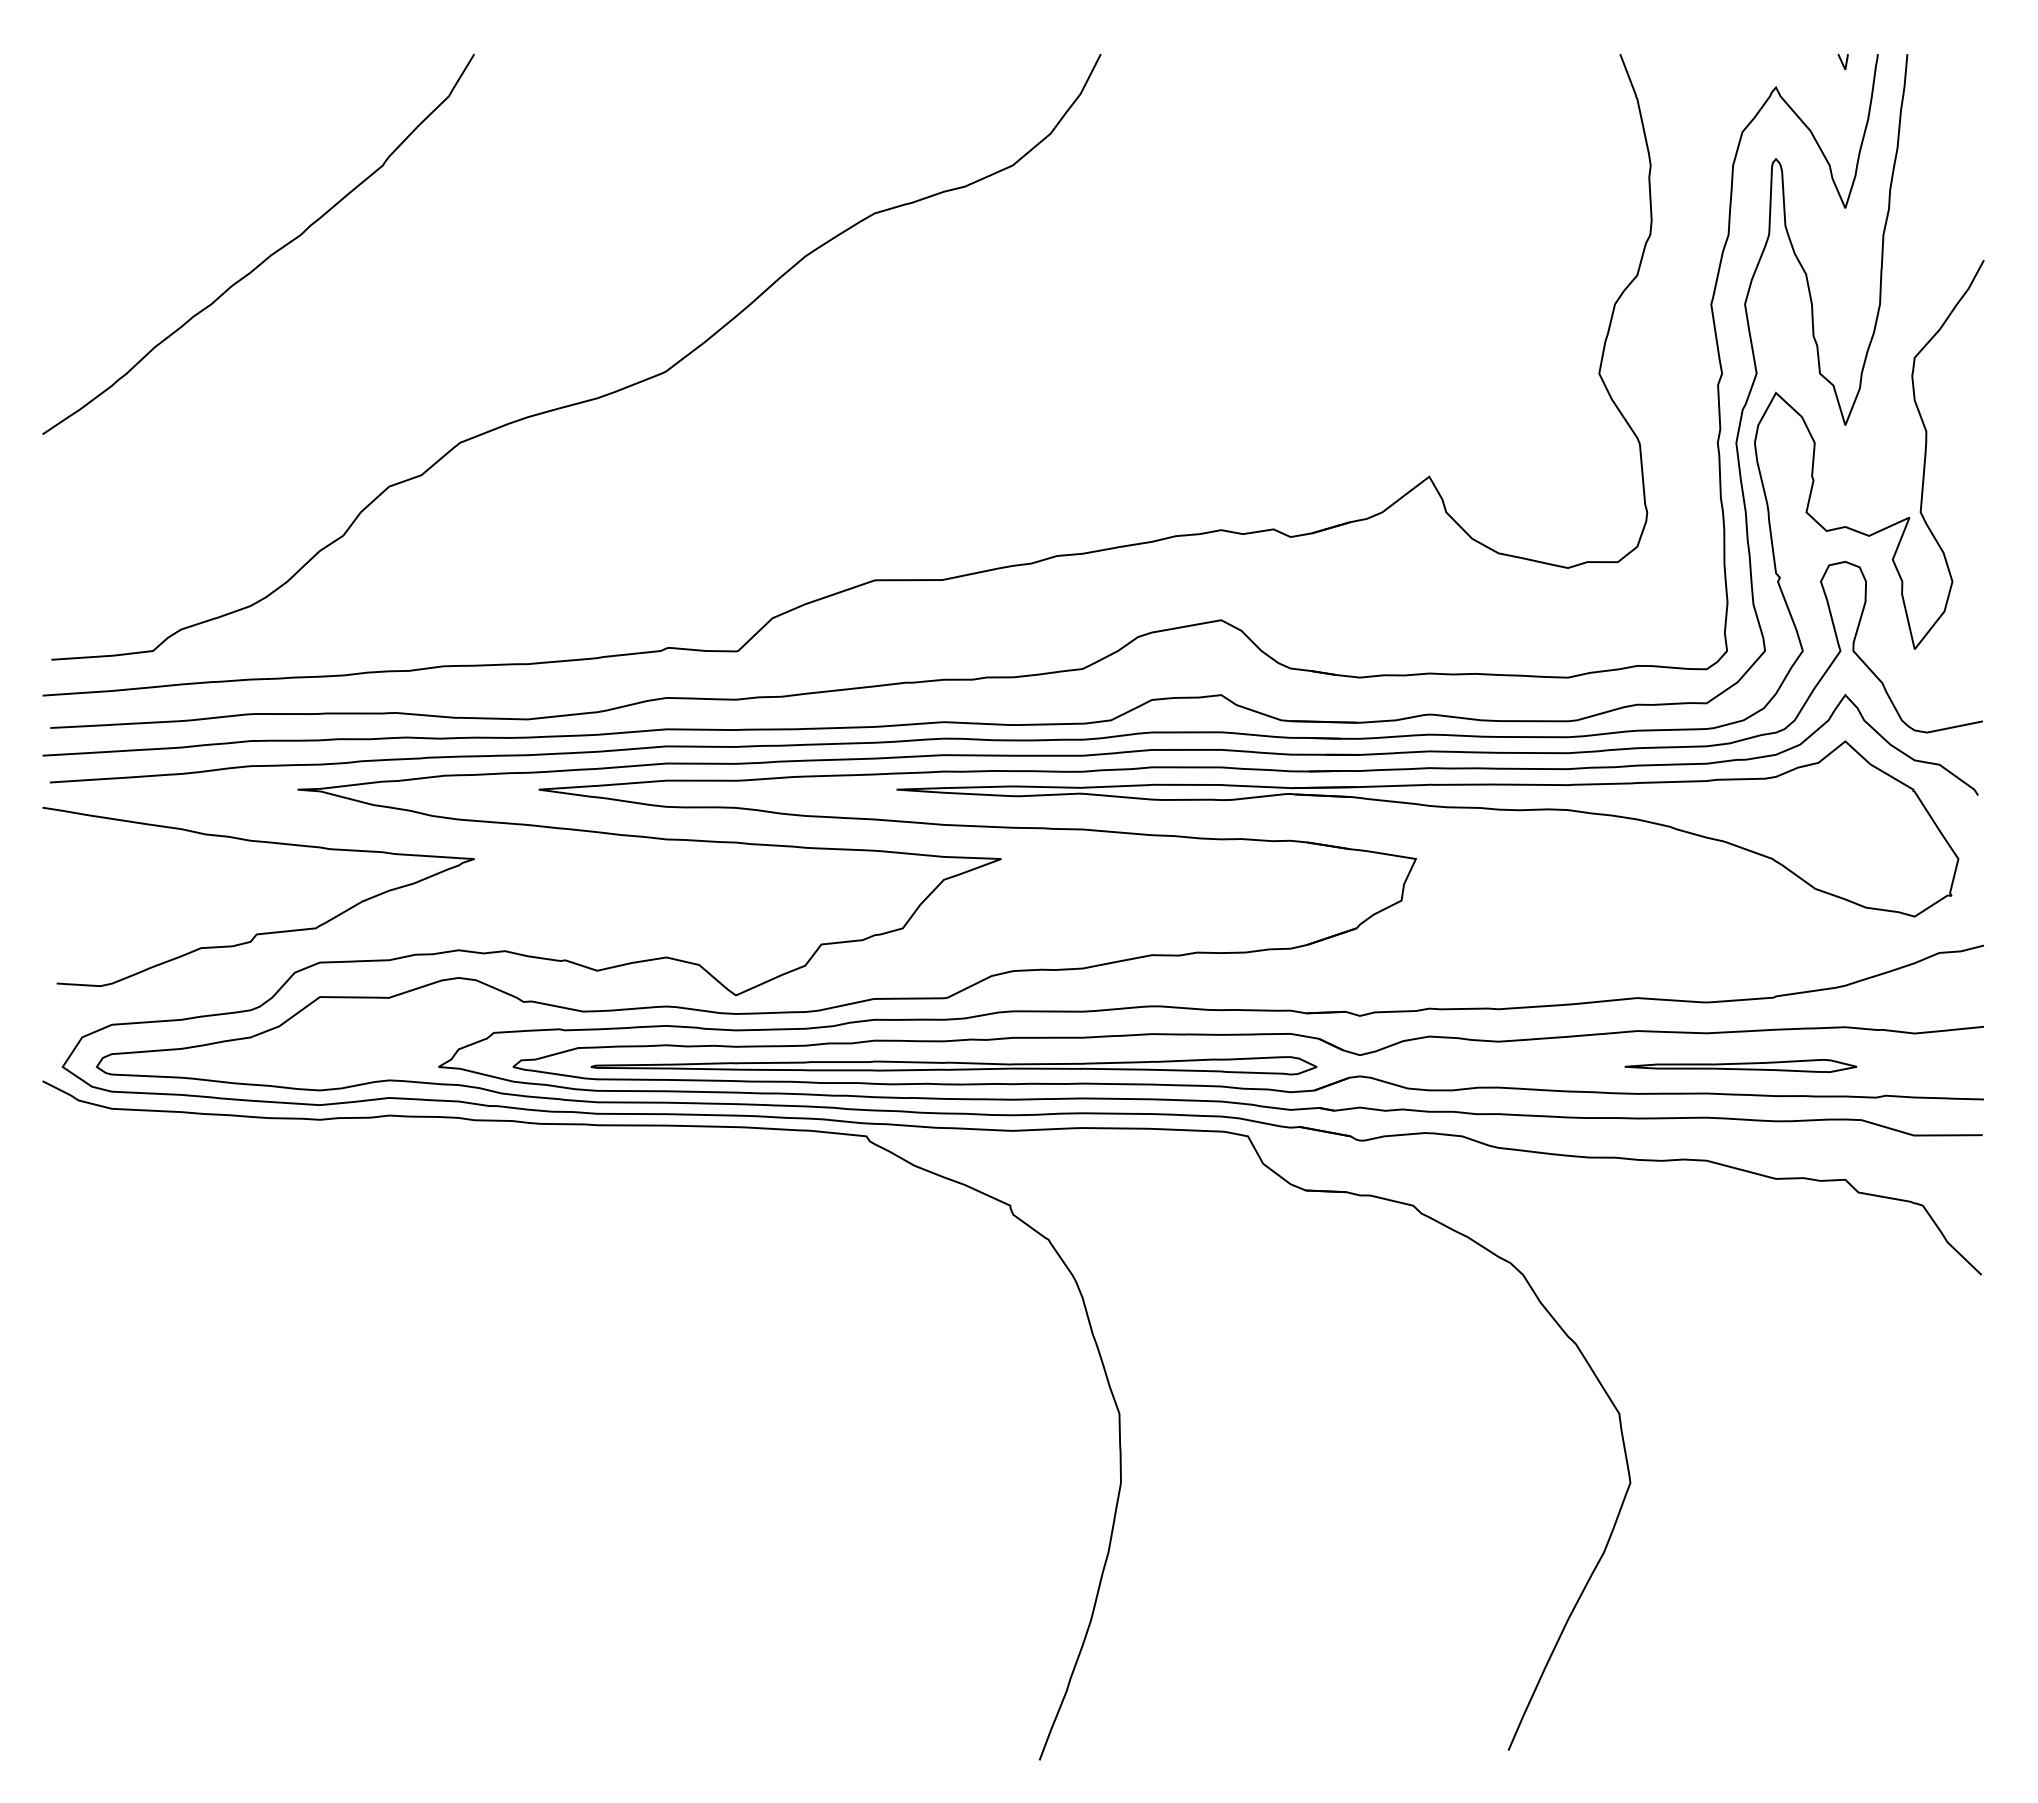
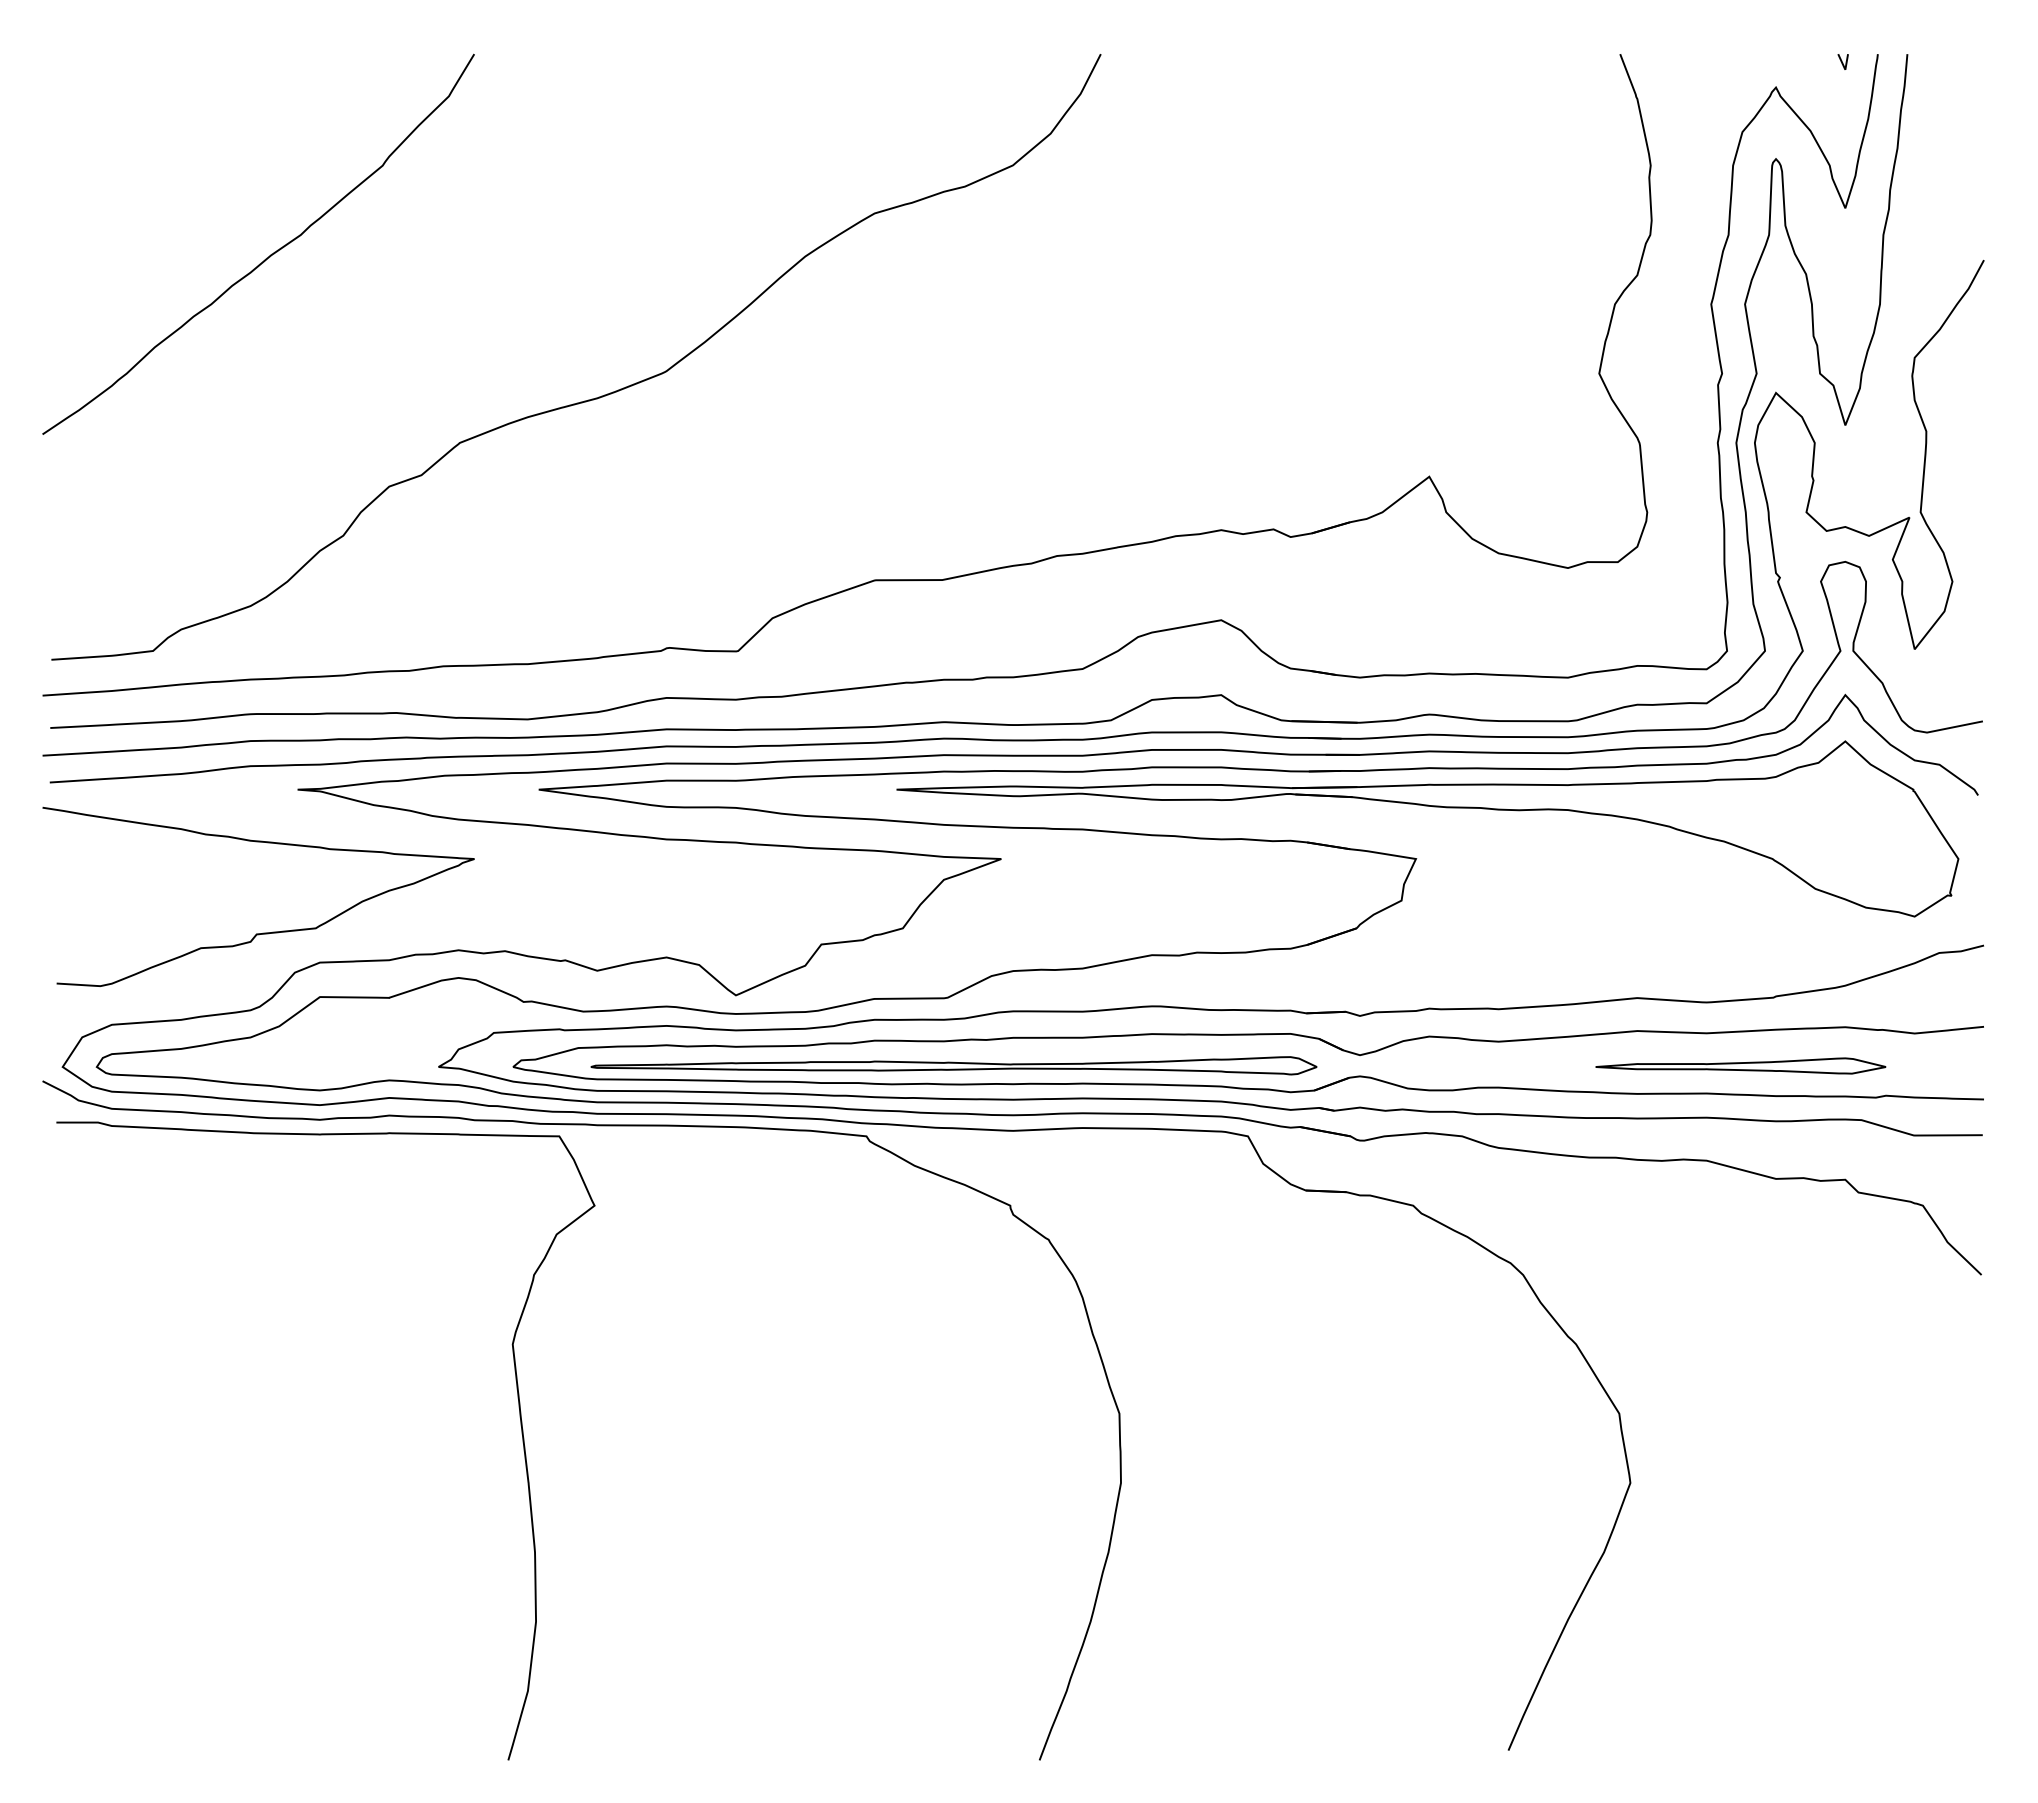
part size: 234x14 px -> 292x18 px (1740, 1065)
curve: none -> present (519, 1417)
